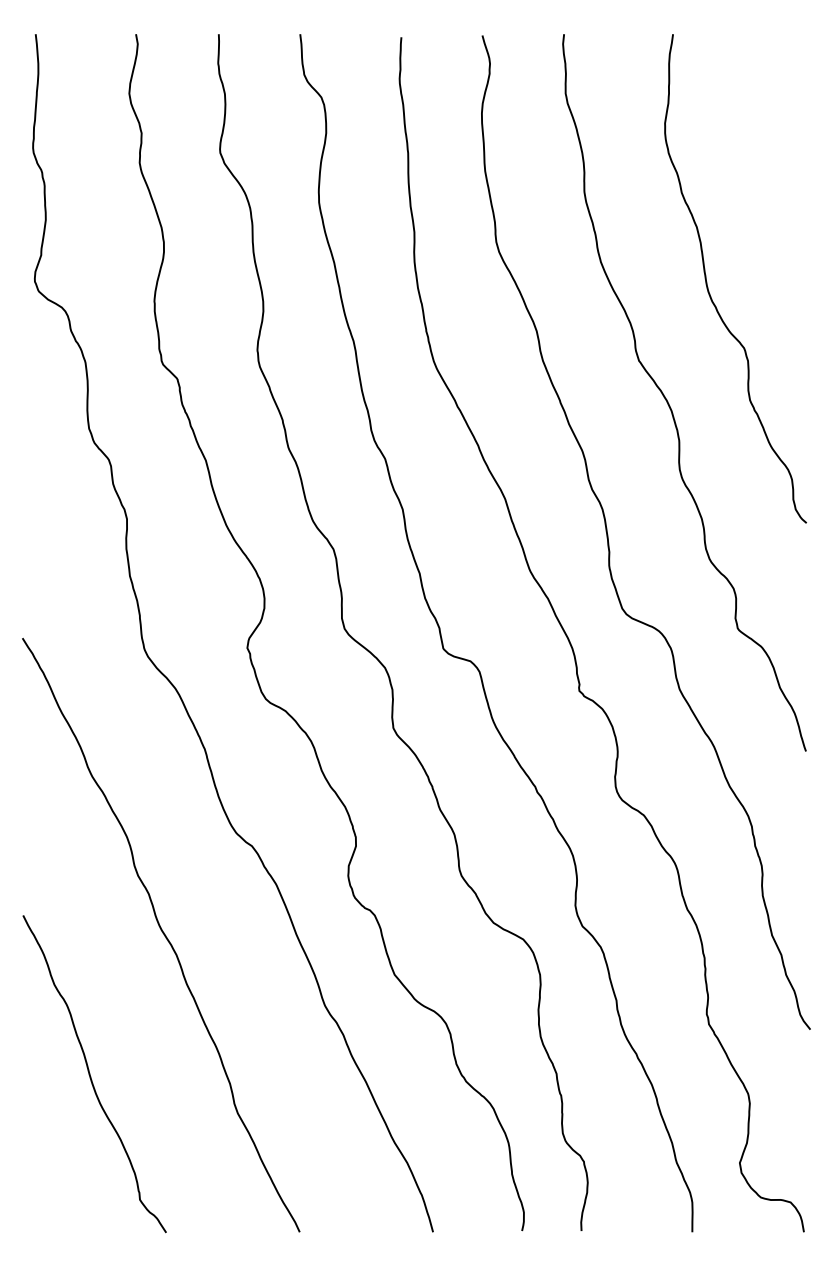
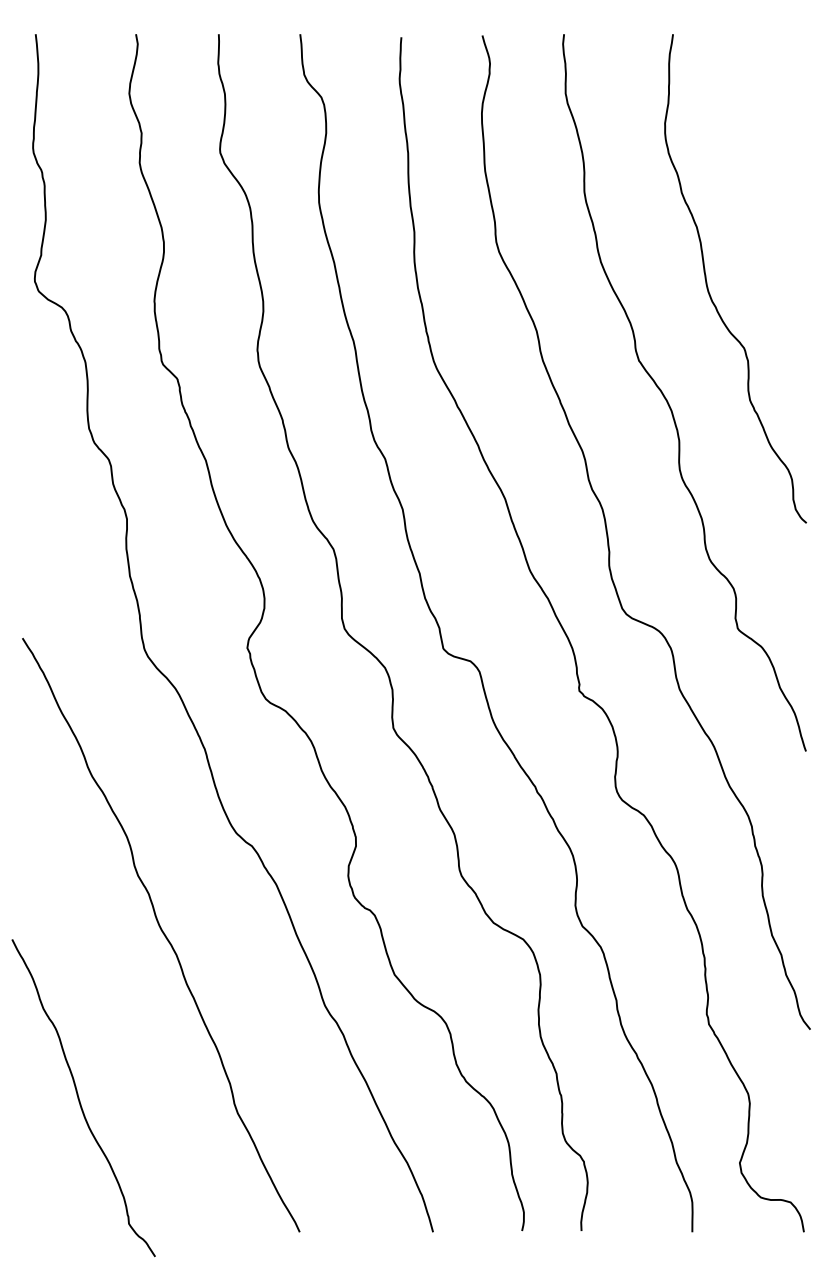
curve position: (91, 1076) -> (80, 1100) (80, 1100)
